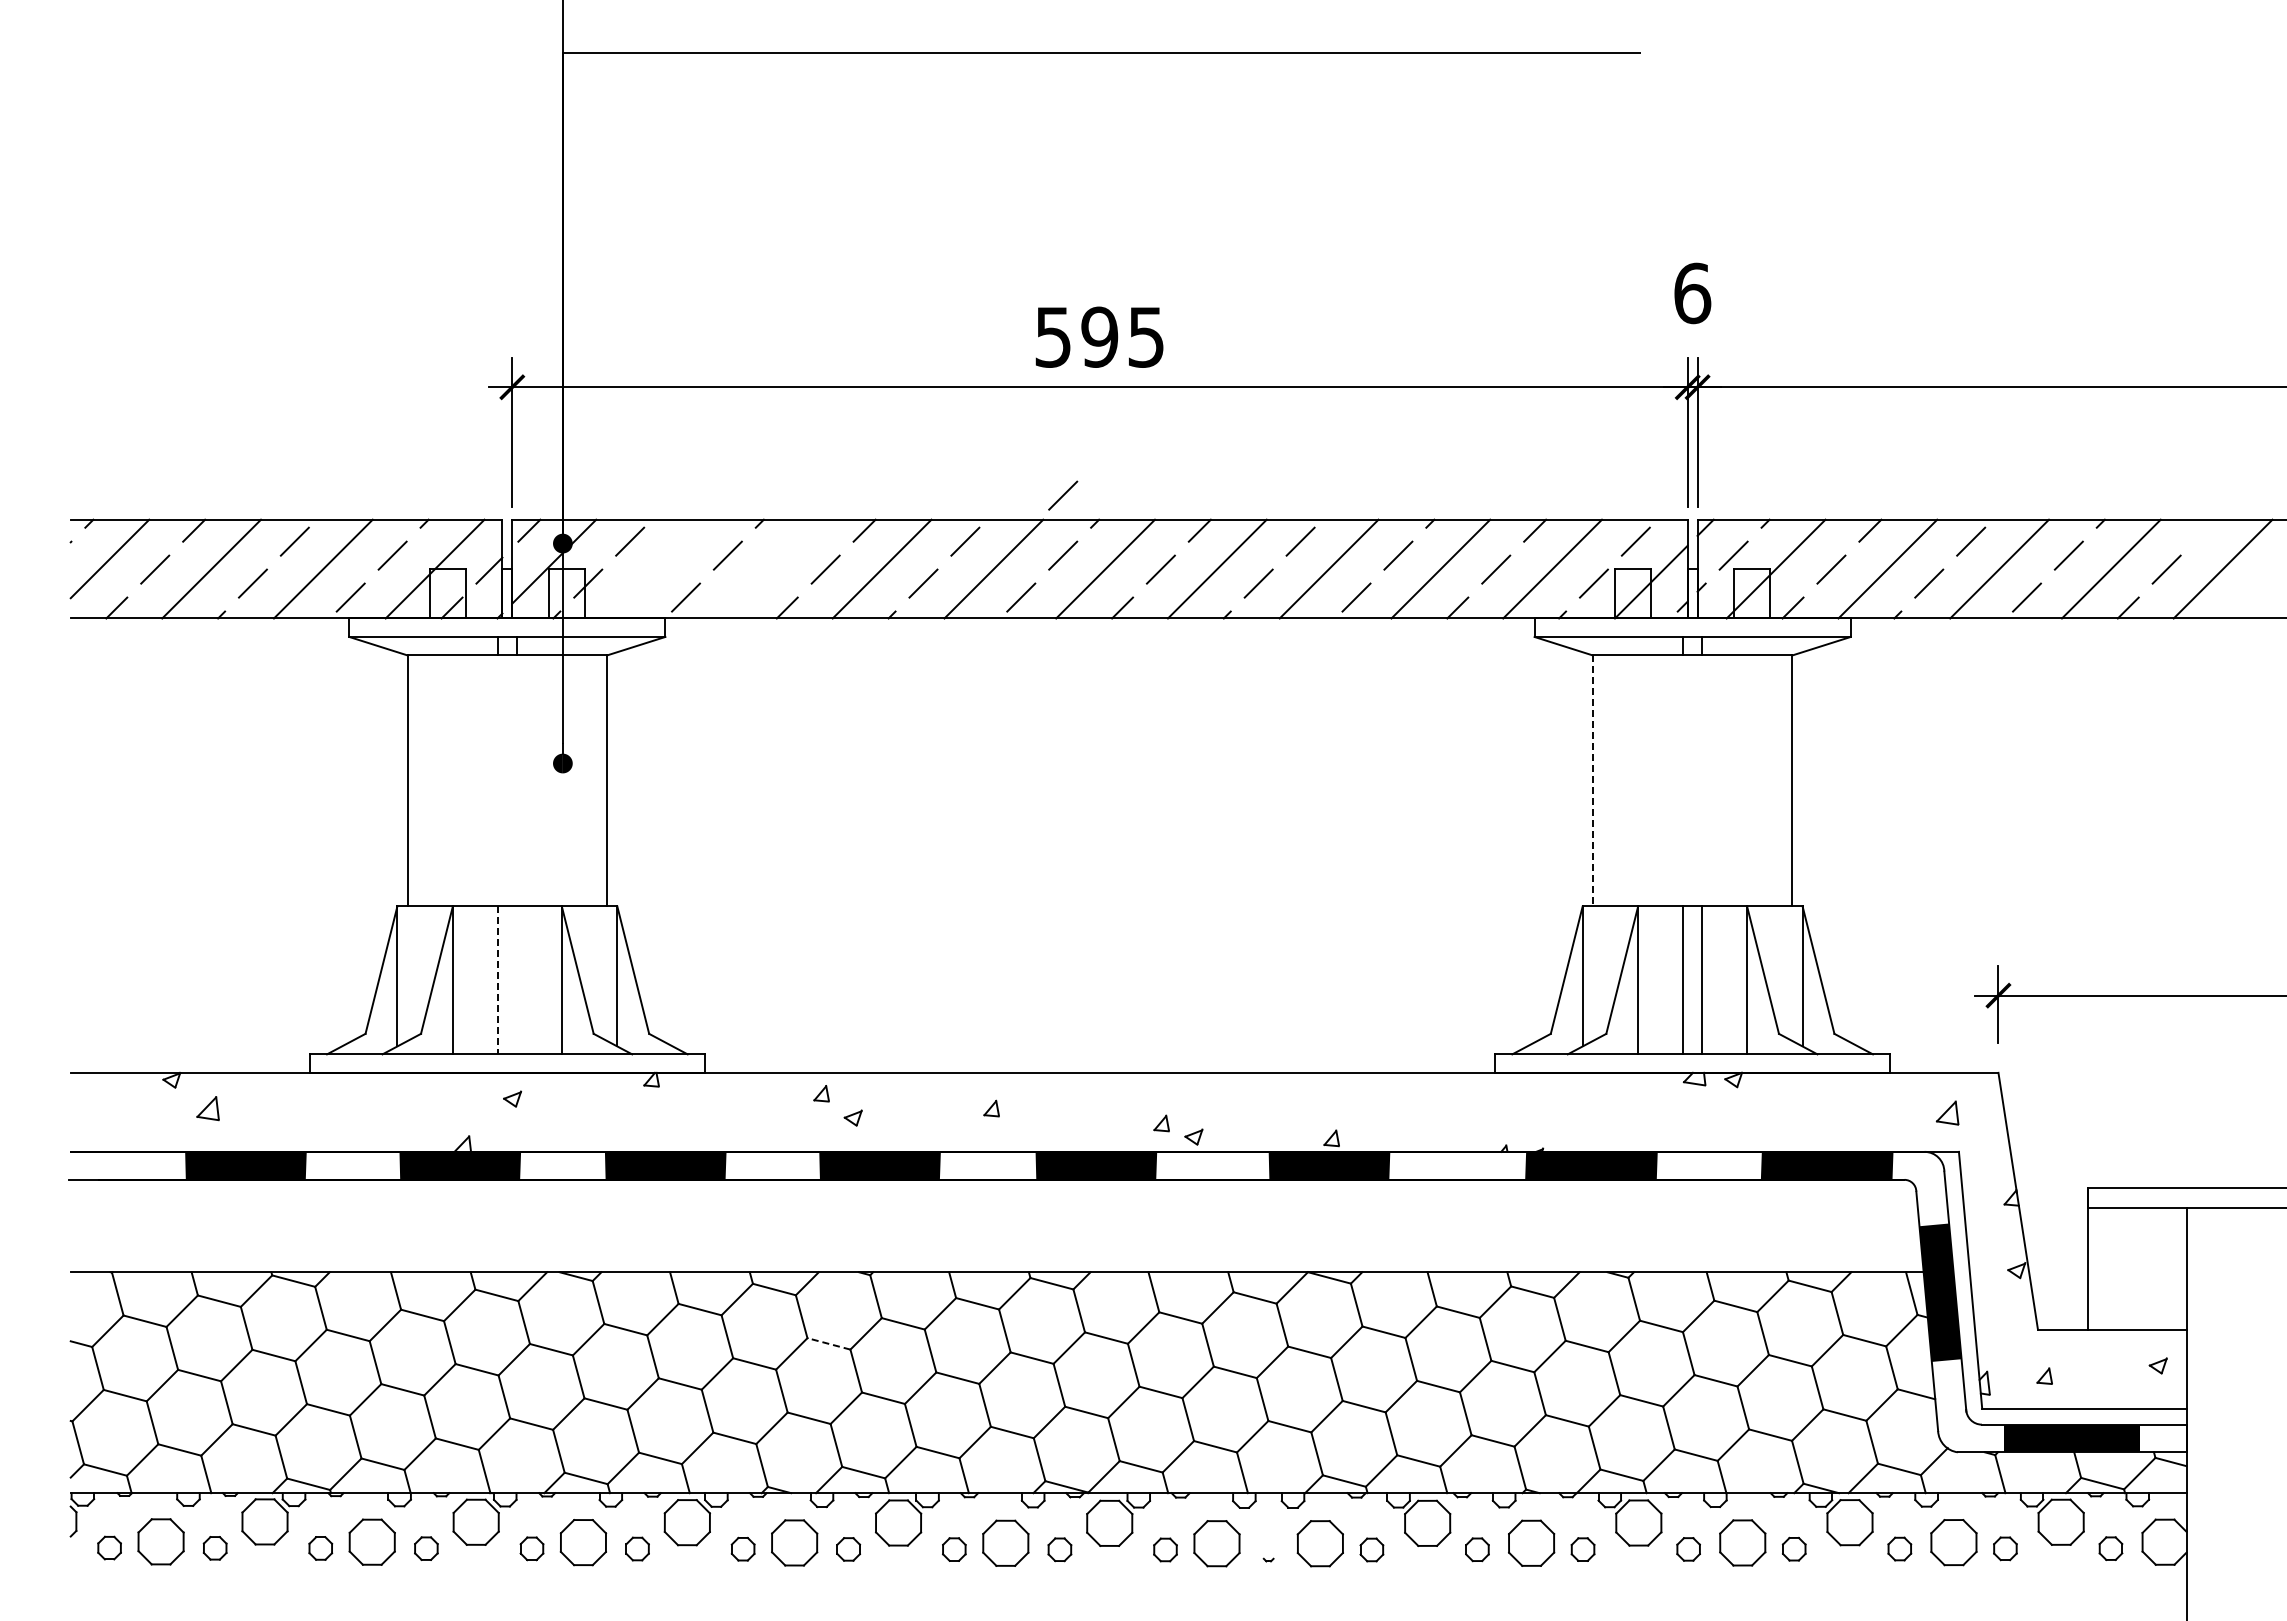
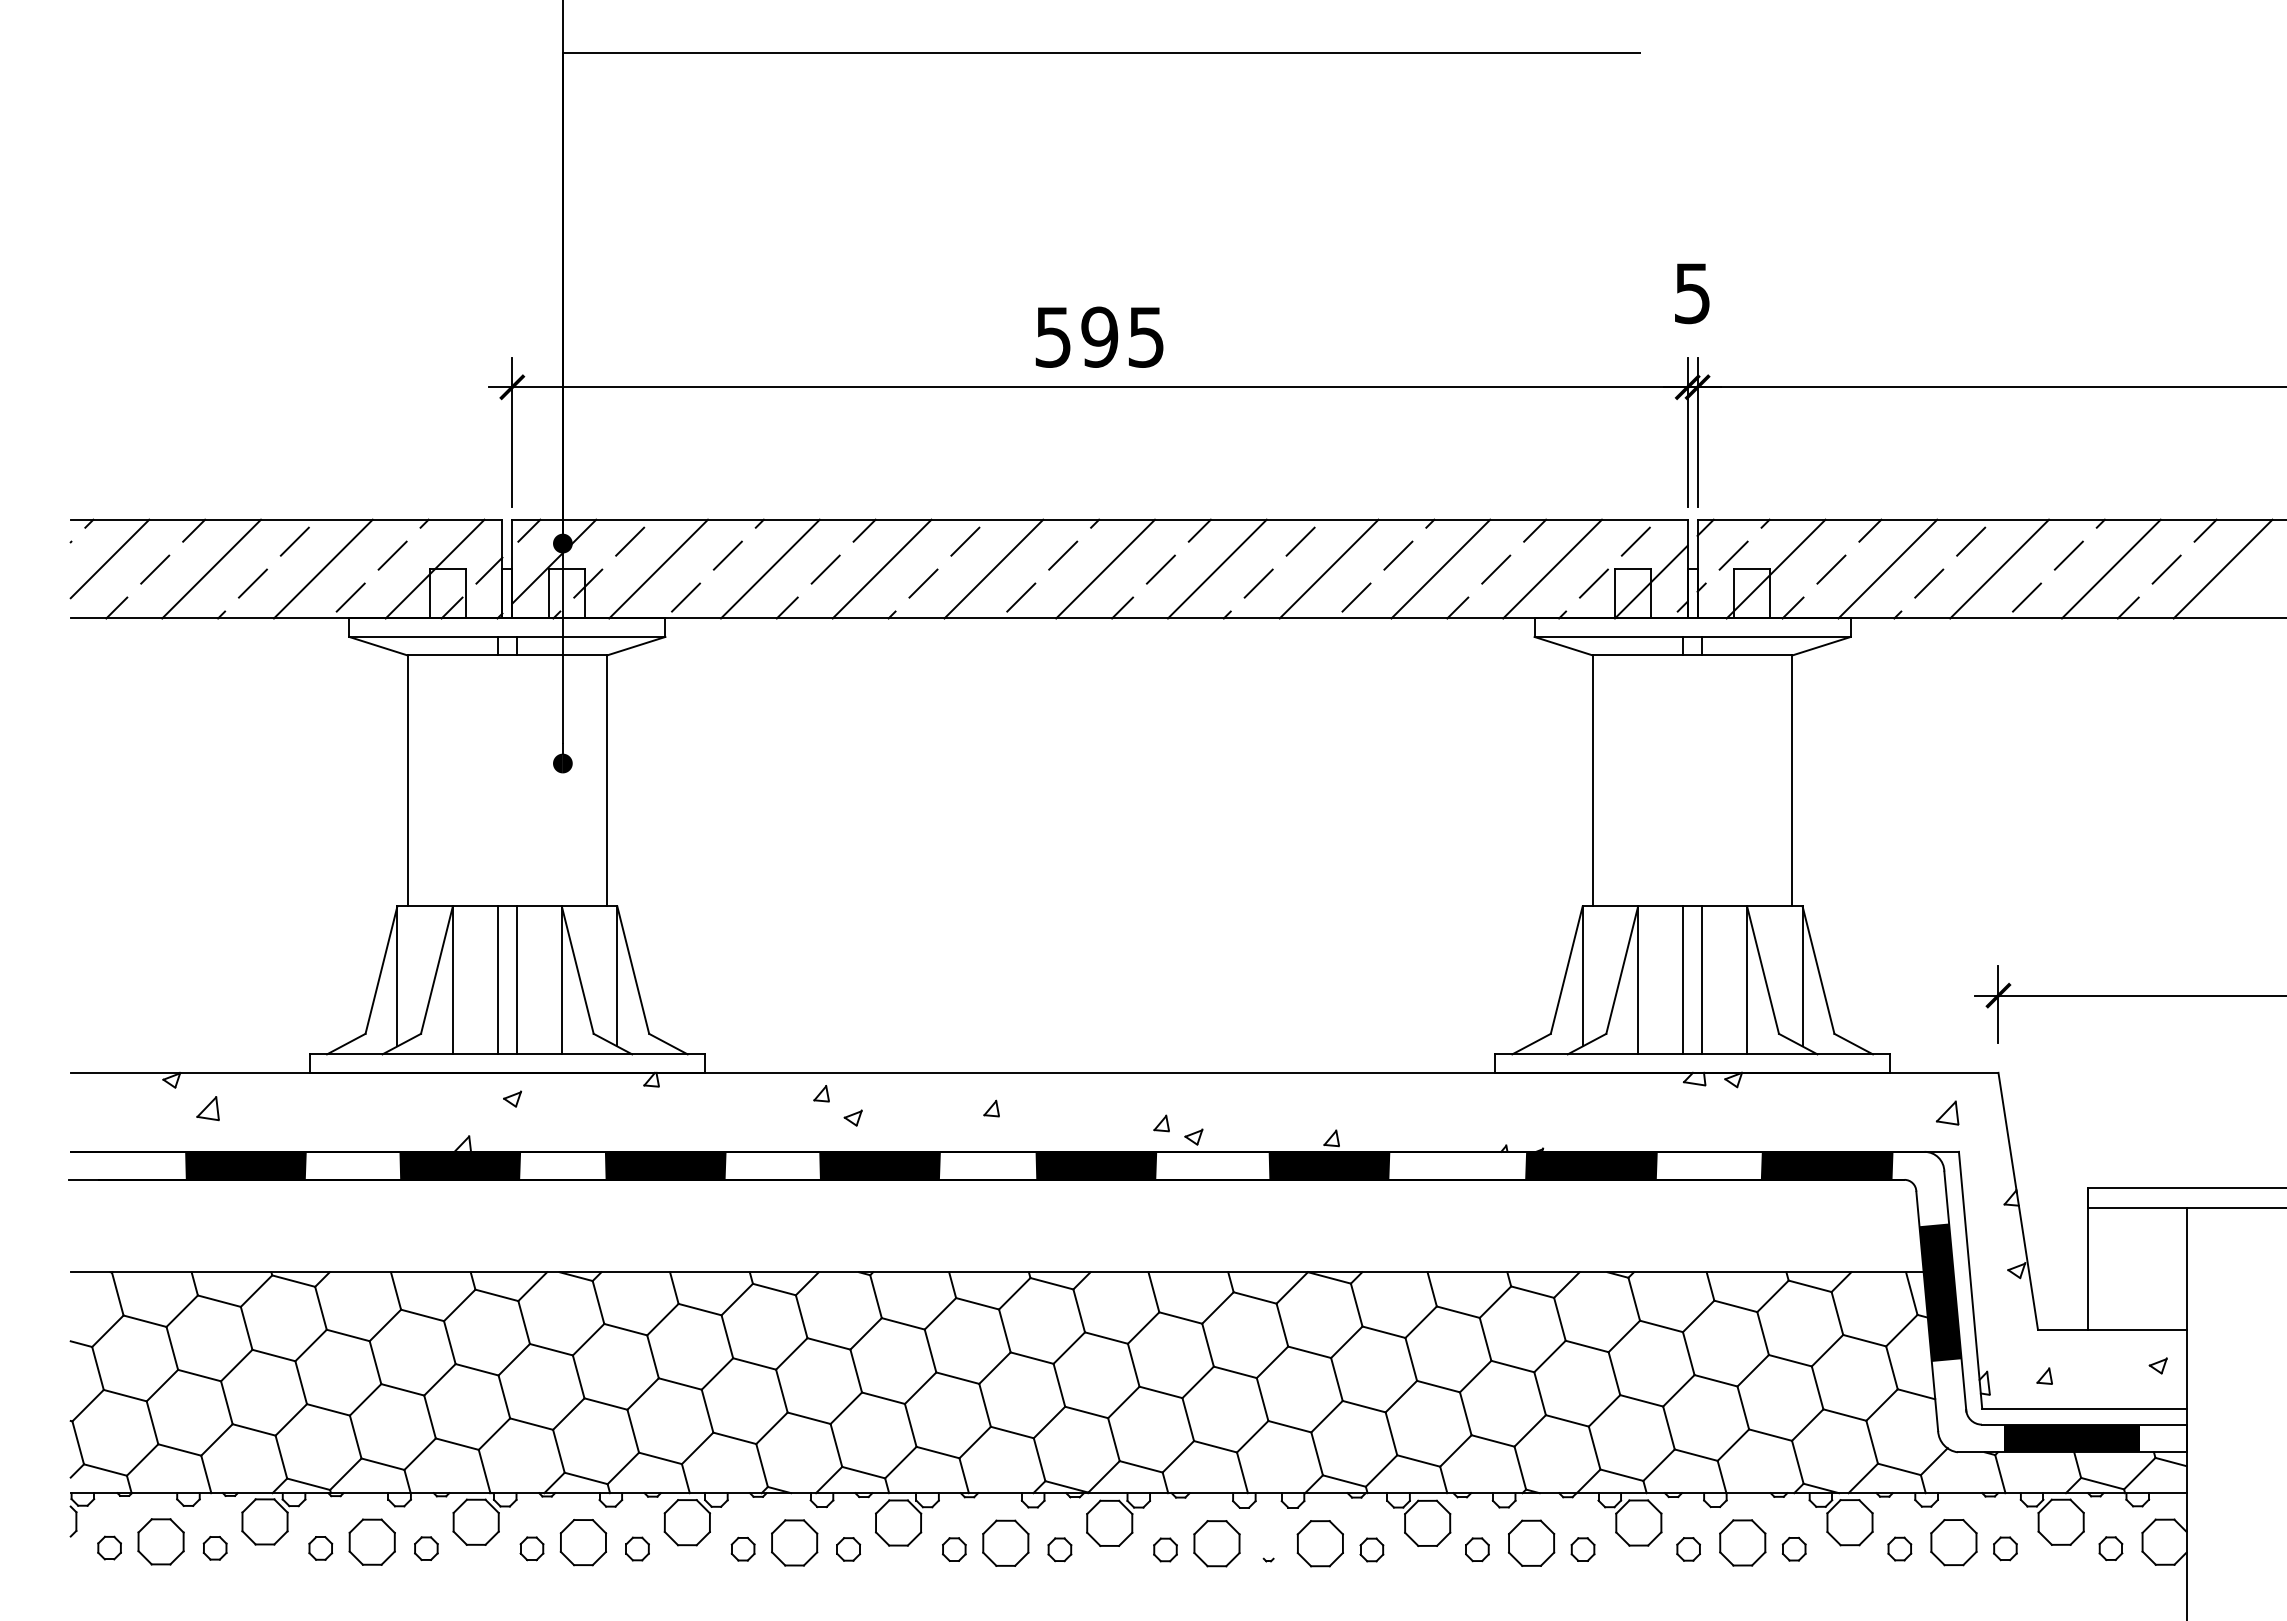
text: 6 -> 5 (1692, 293)
line: present -> none (1063, 495)
line: none -> present (2205, 530)
line: none -> present (658, 568)
line: none -> present (769, 568)
line: dashed -> solid (1592, 781)
line: dashed -> solid (498, 980)
line: none -> present (516, 980)
line: dashed -> solid (828, 1343)
